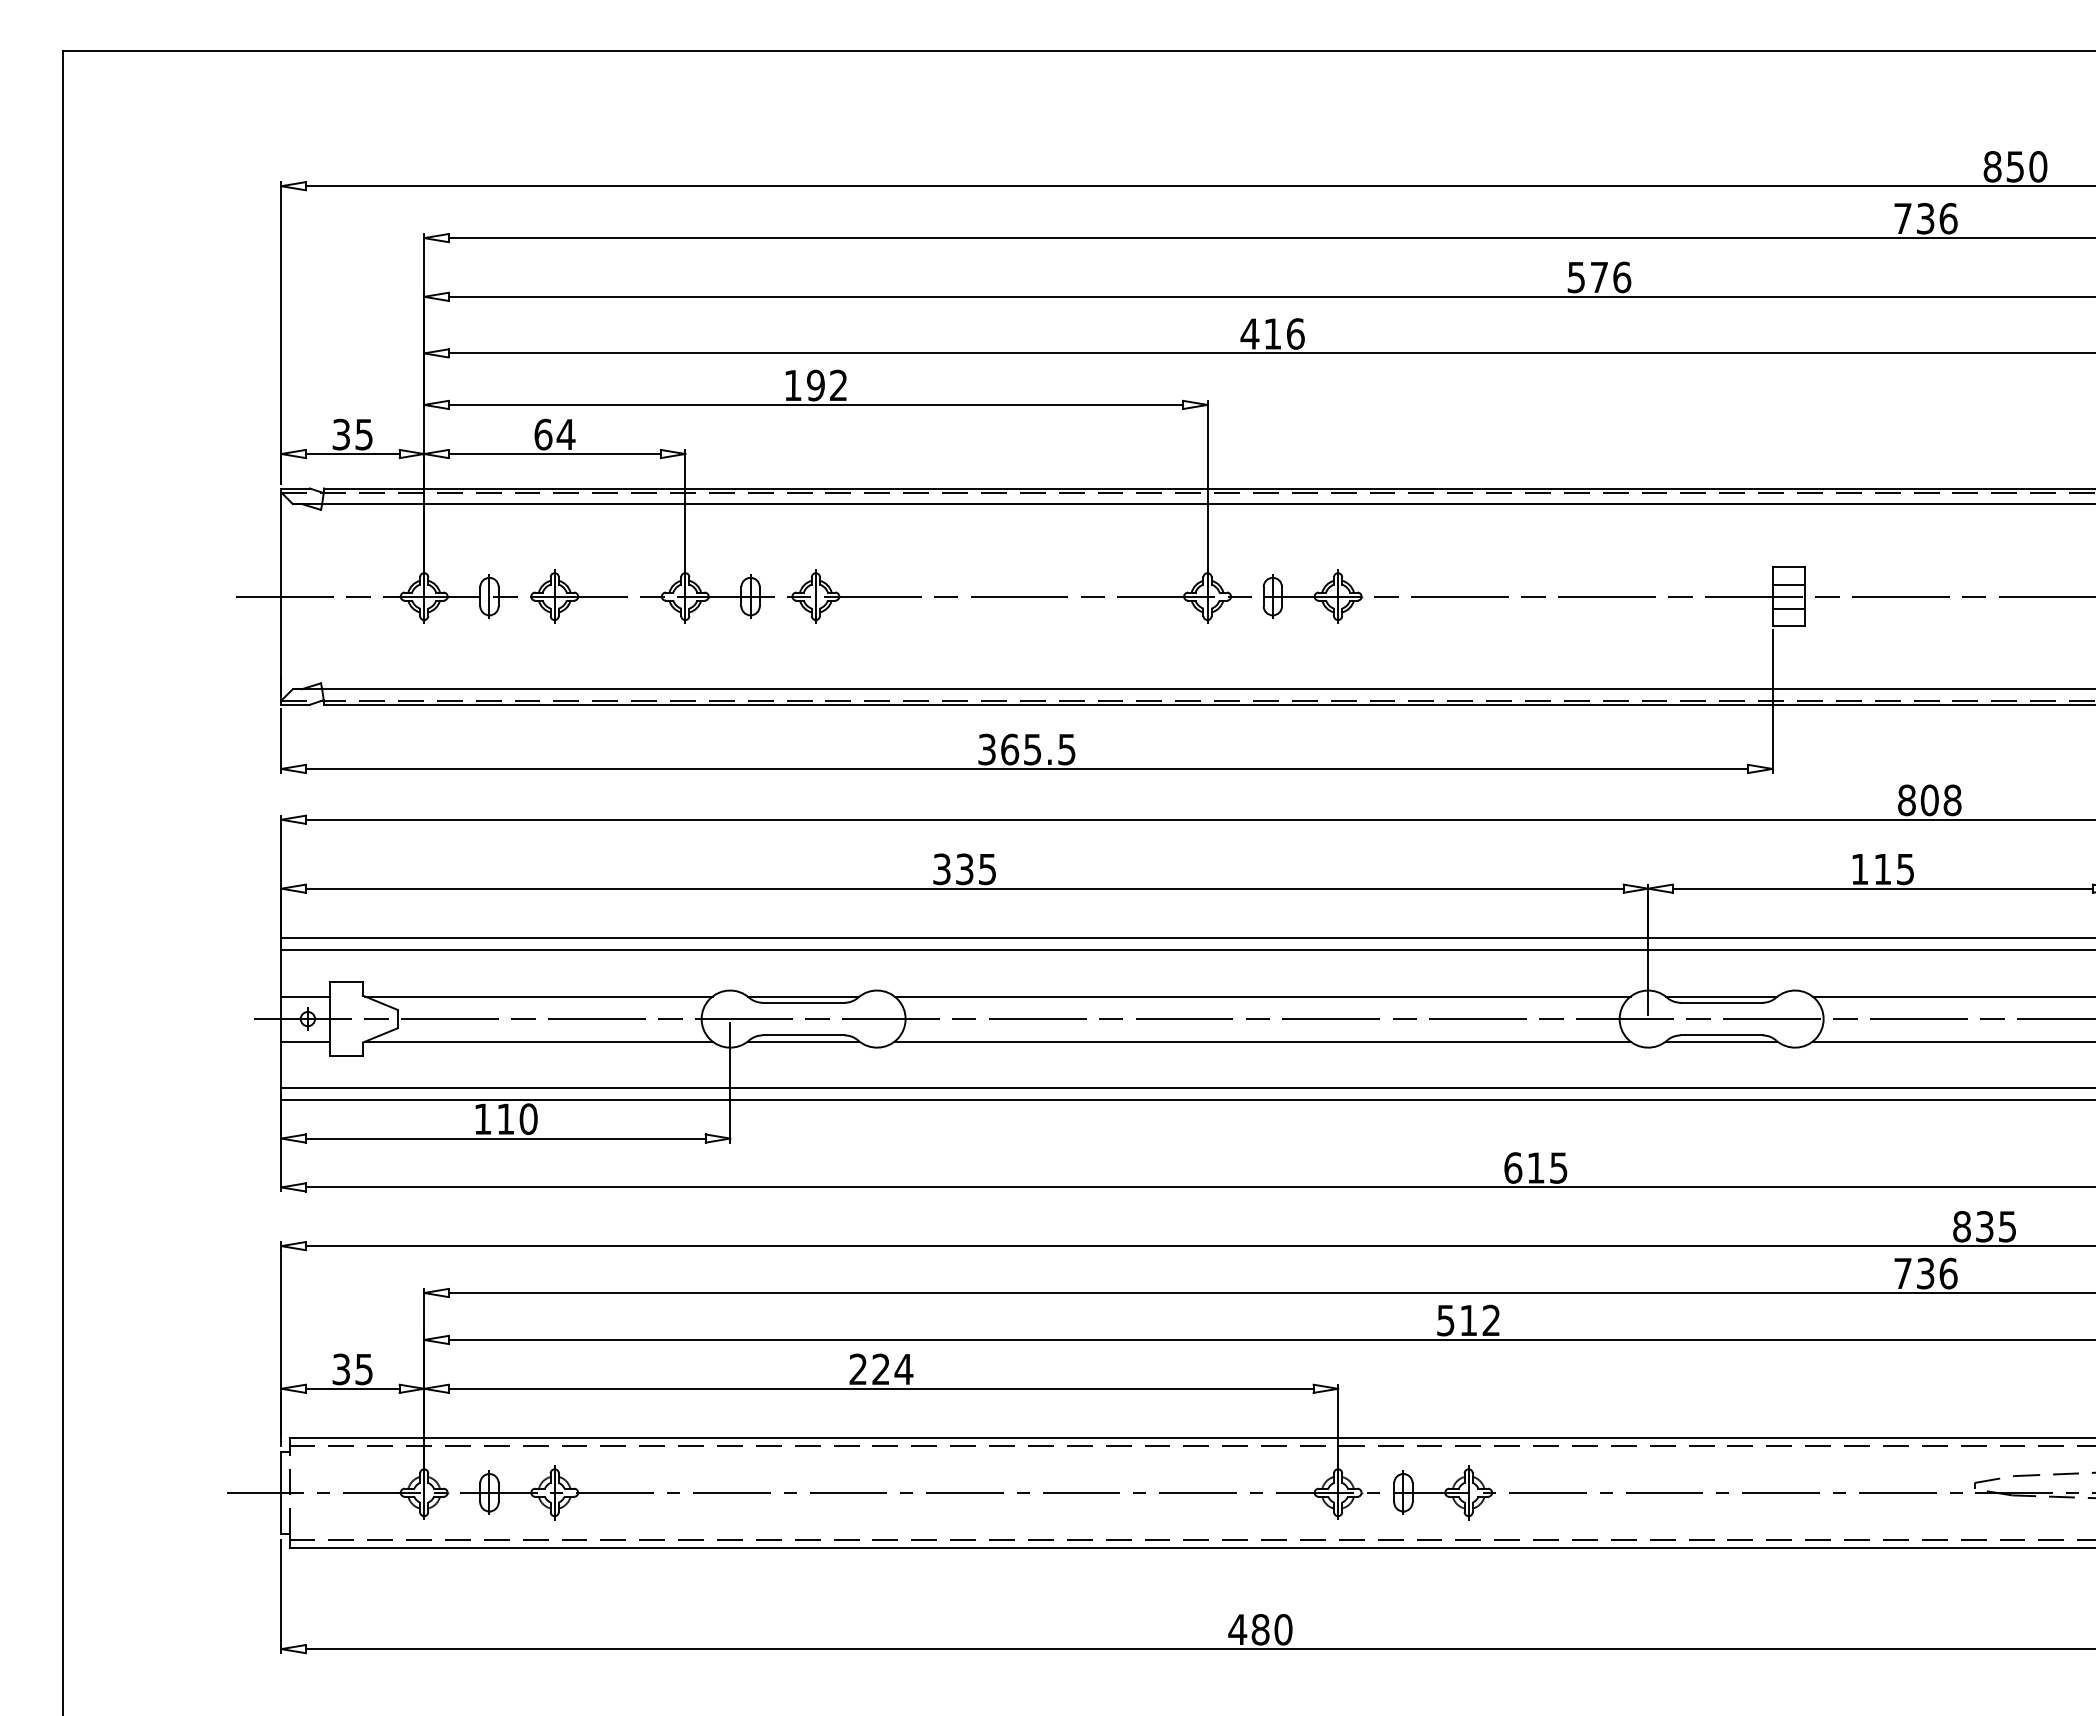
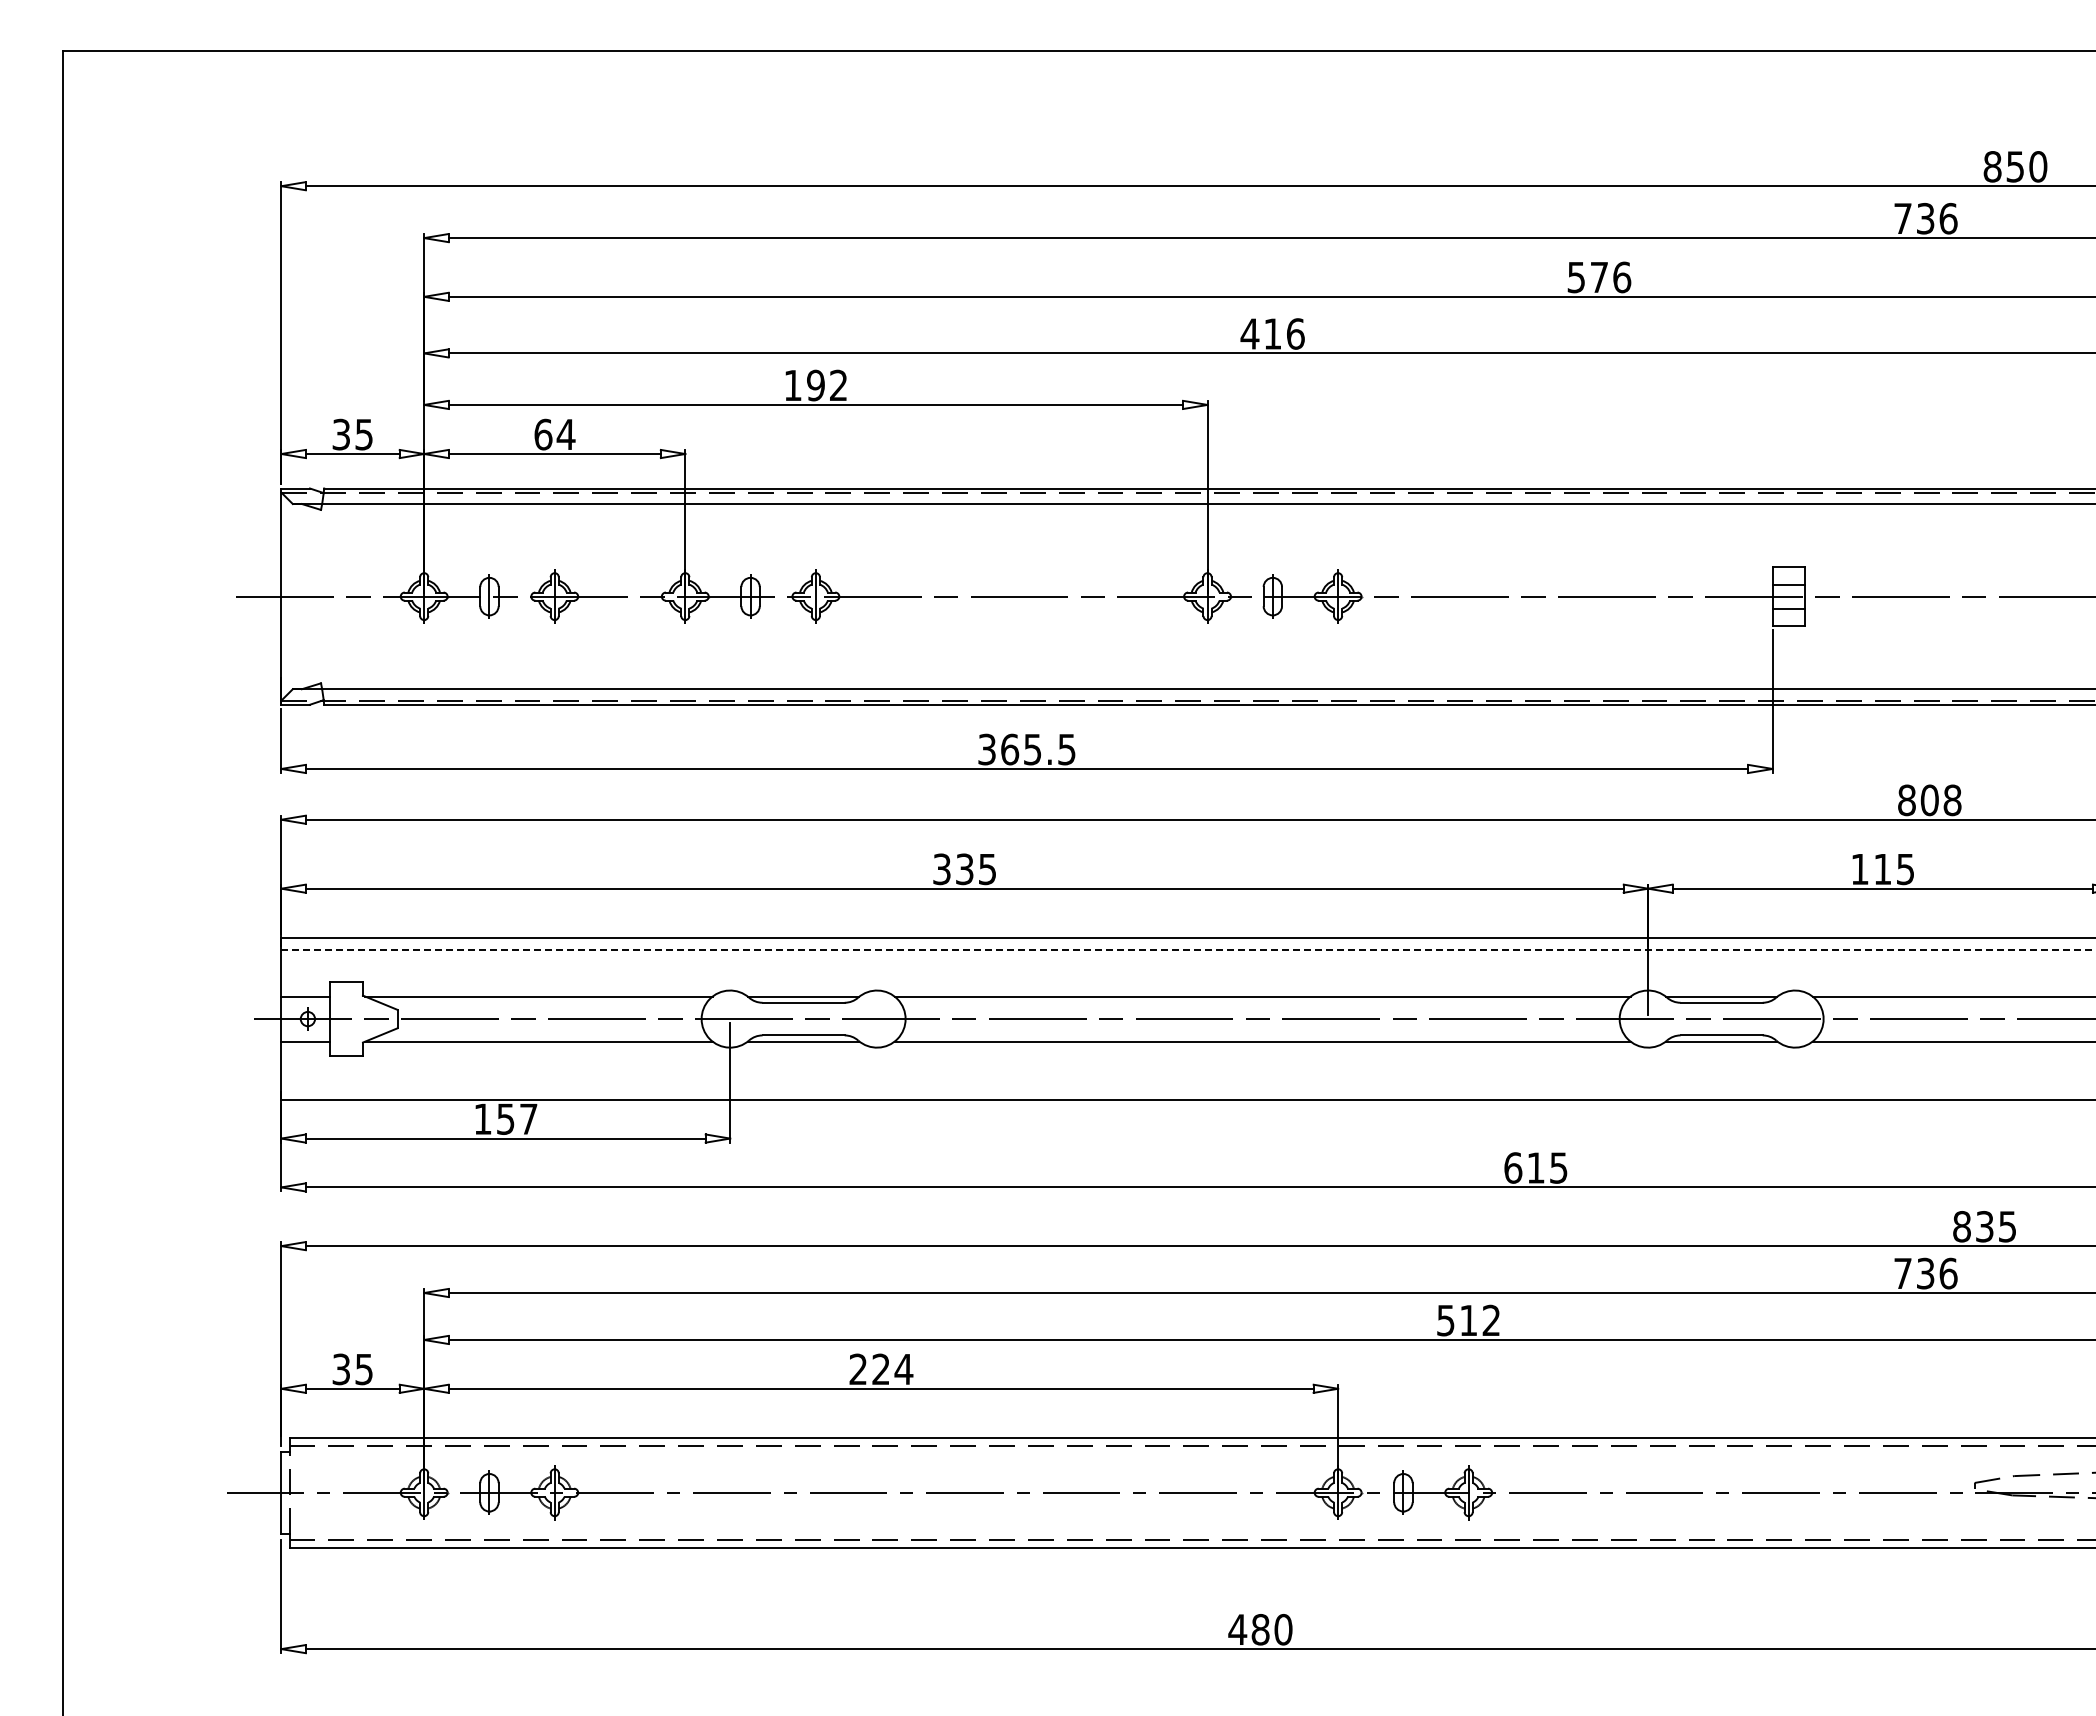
line: solid -> dashed (1188, 950)
line: present -> none (1186, 1088)
text: 110 -> 157 (517, 1118)
